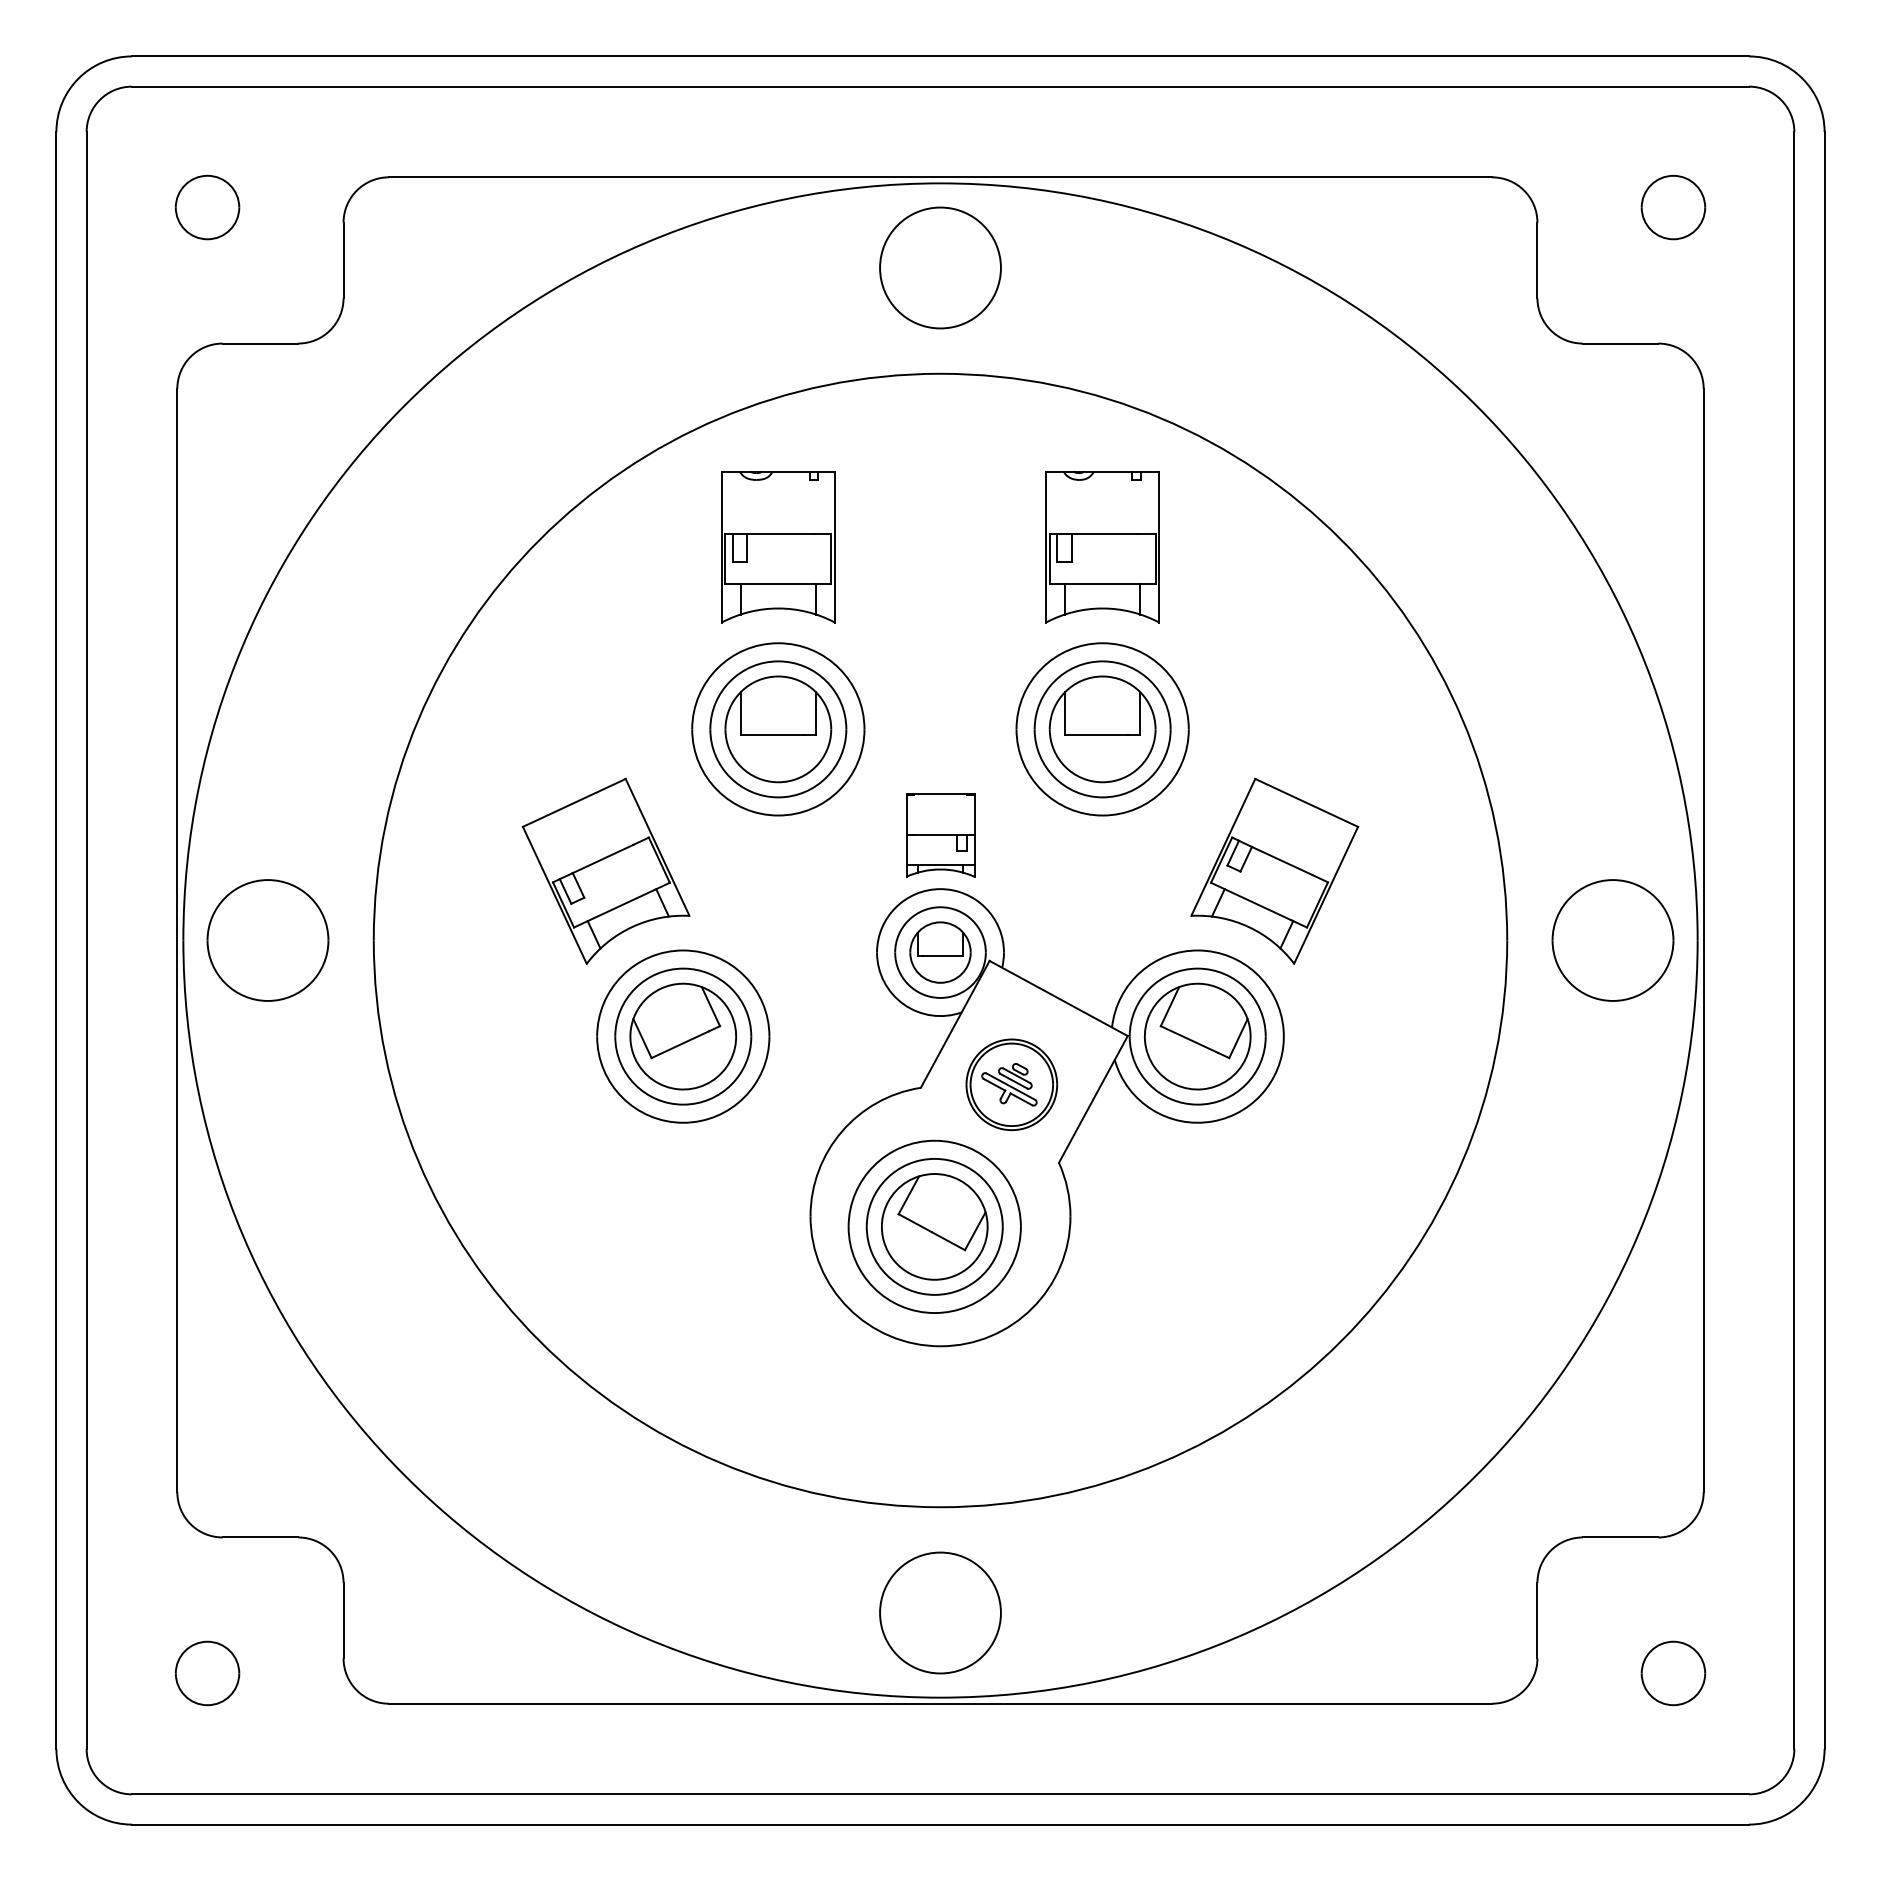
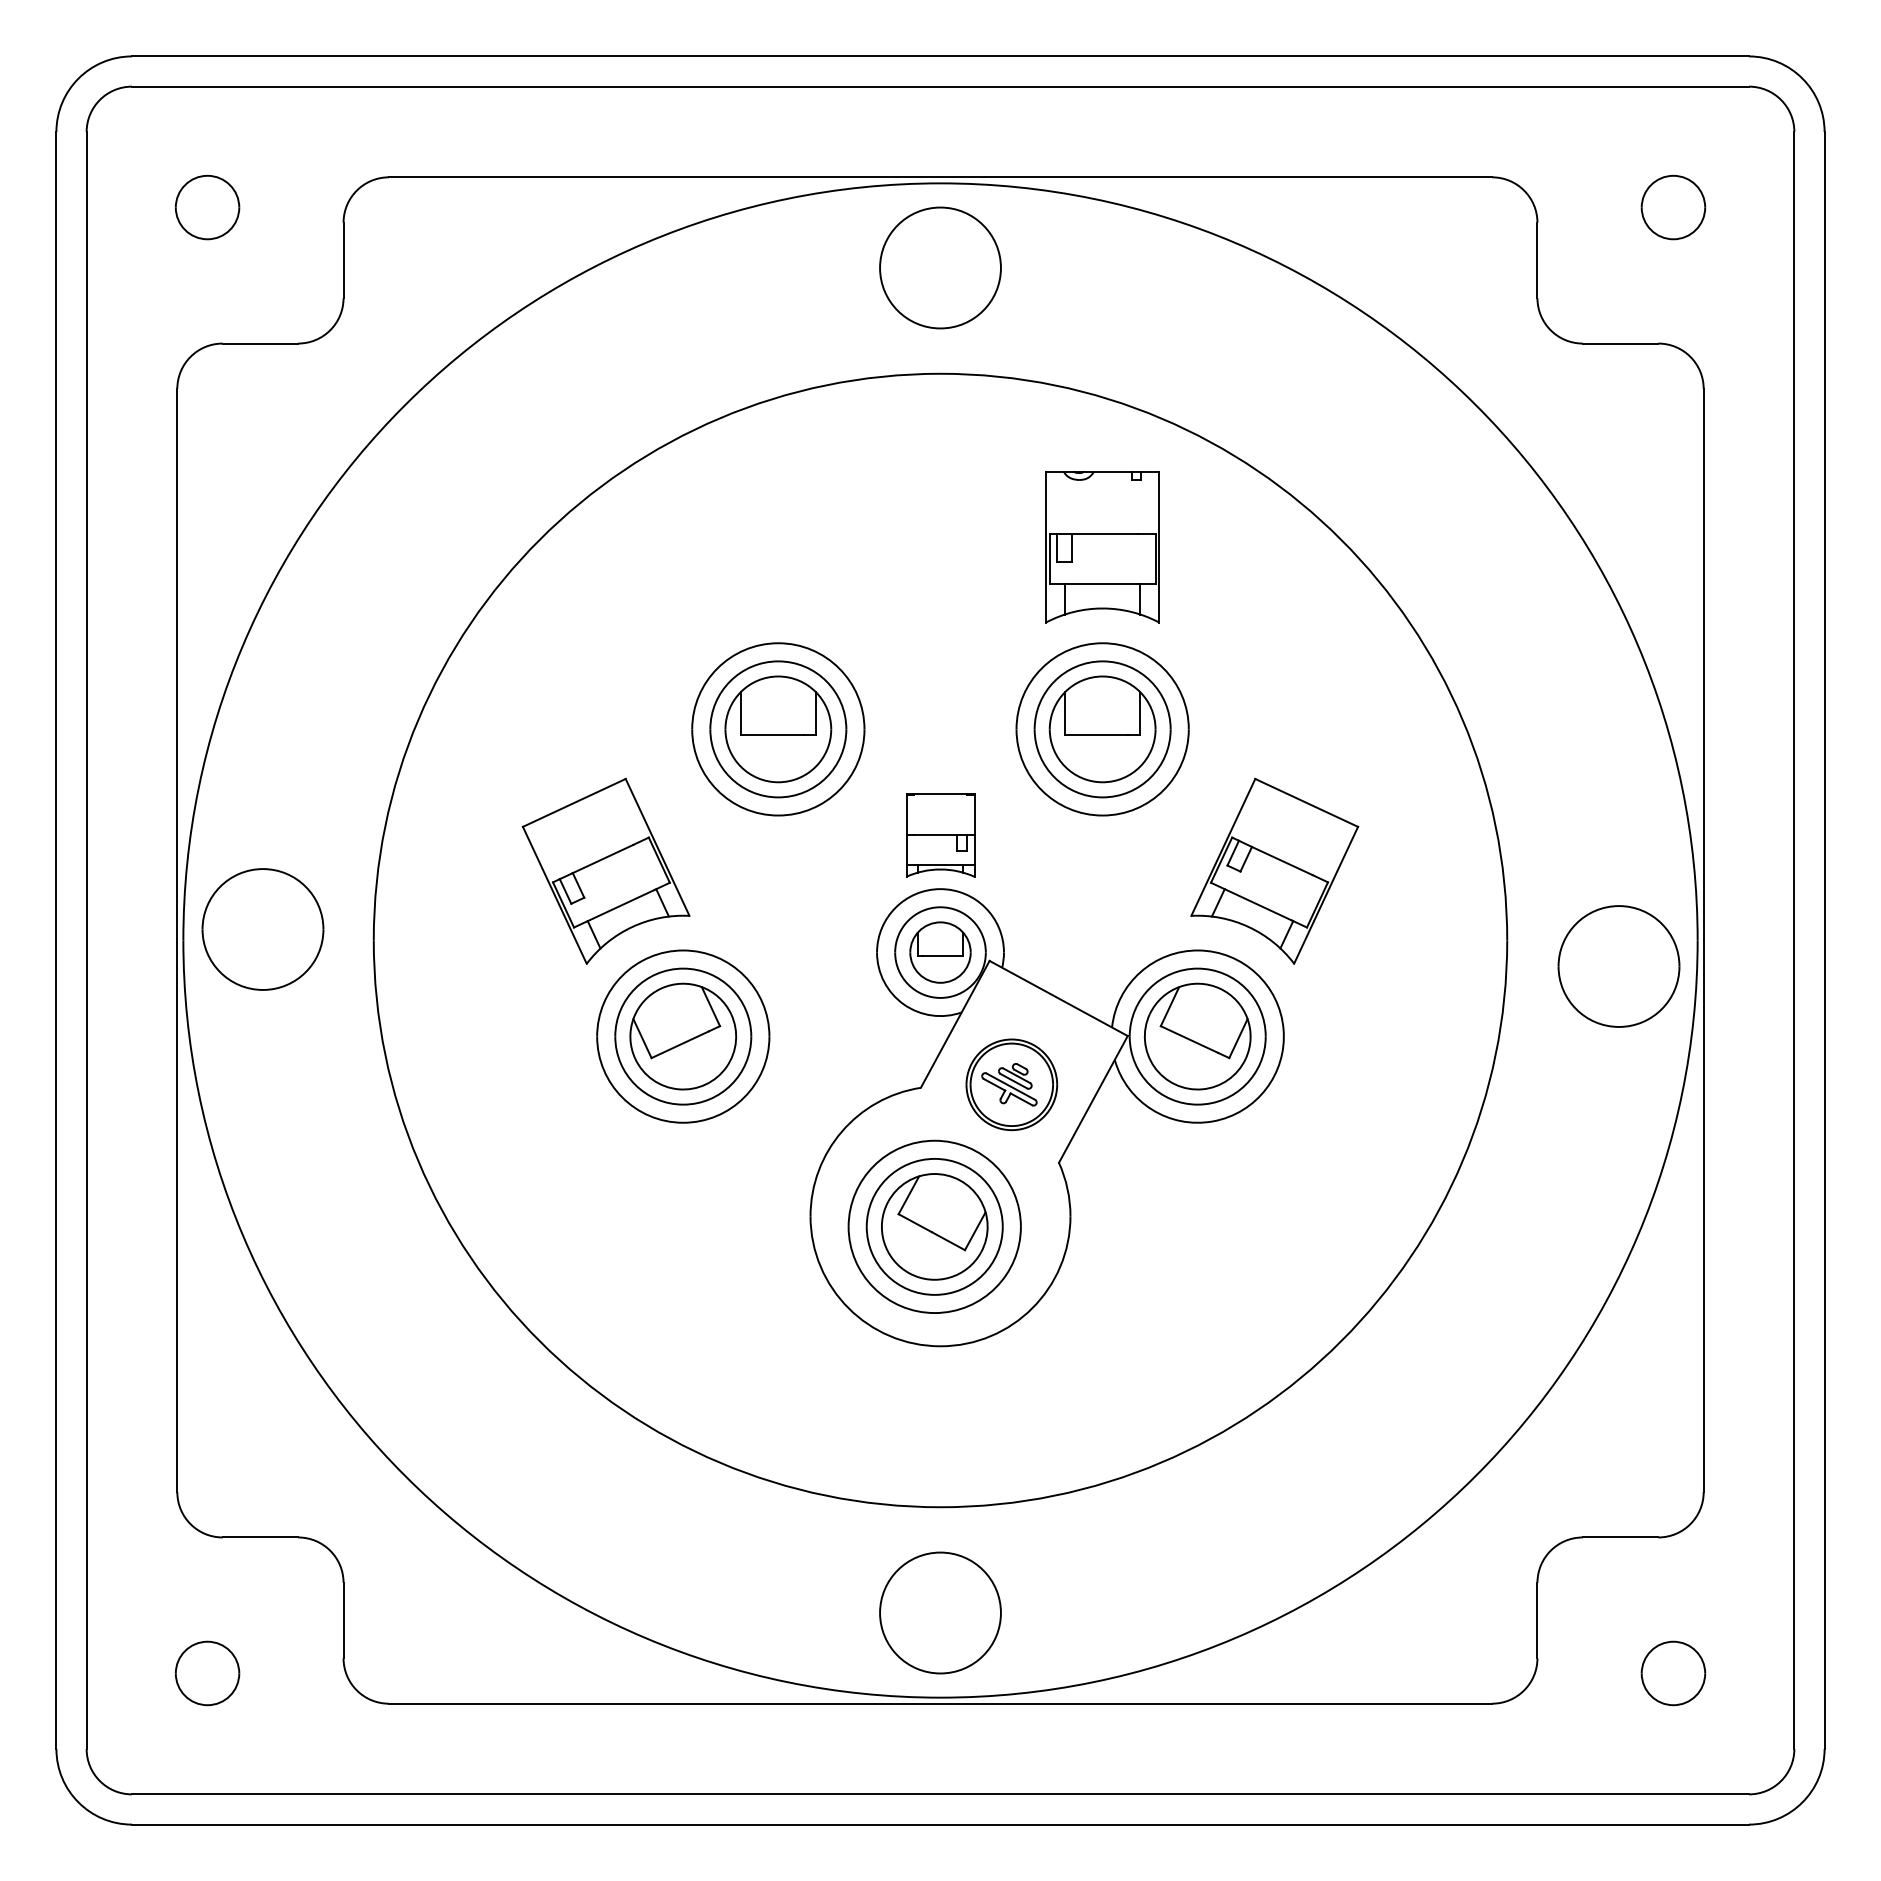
part: present -> none (778, 547)
part position: (267, 940) -> (262, 929) (262, 929)
part position: (1612, 940) -> (1618, 966) (1618, 966)
